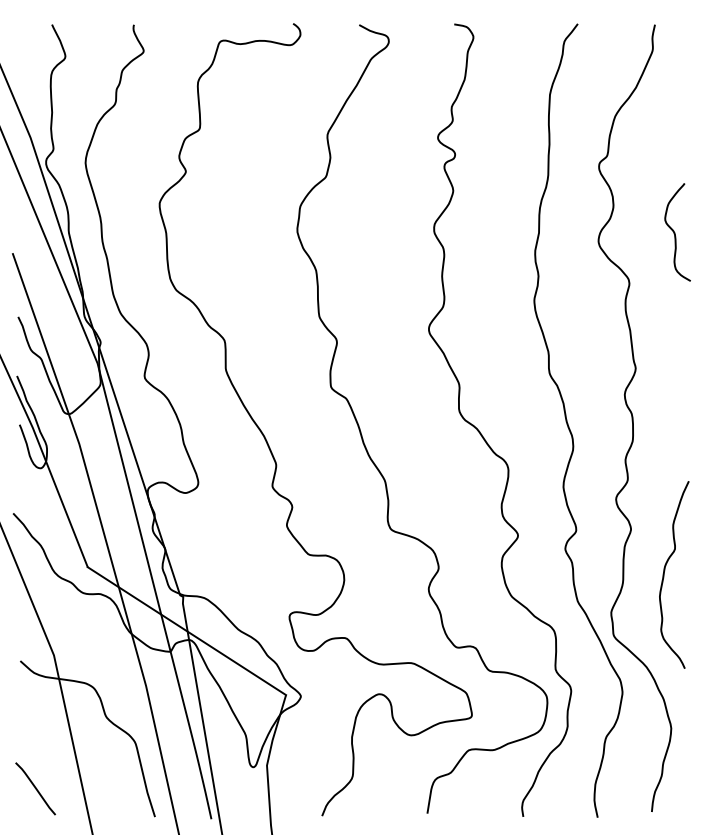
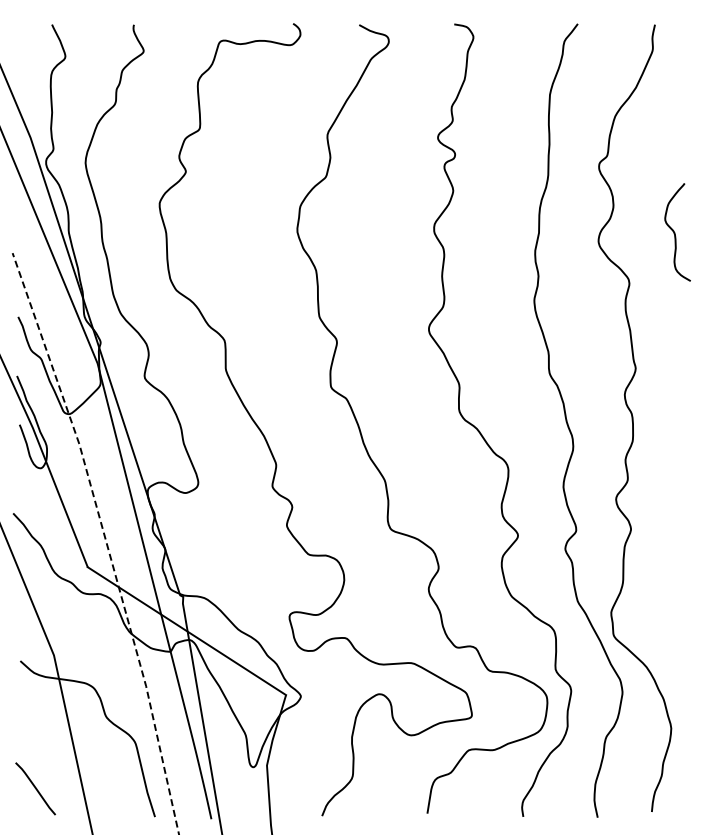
line: solid -> dashed (105, 540)
curve: present -> none (665, 570)
